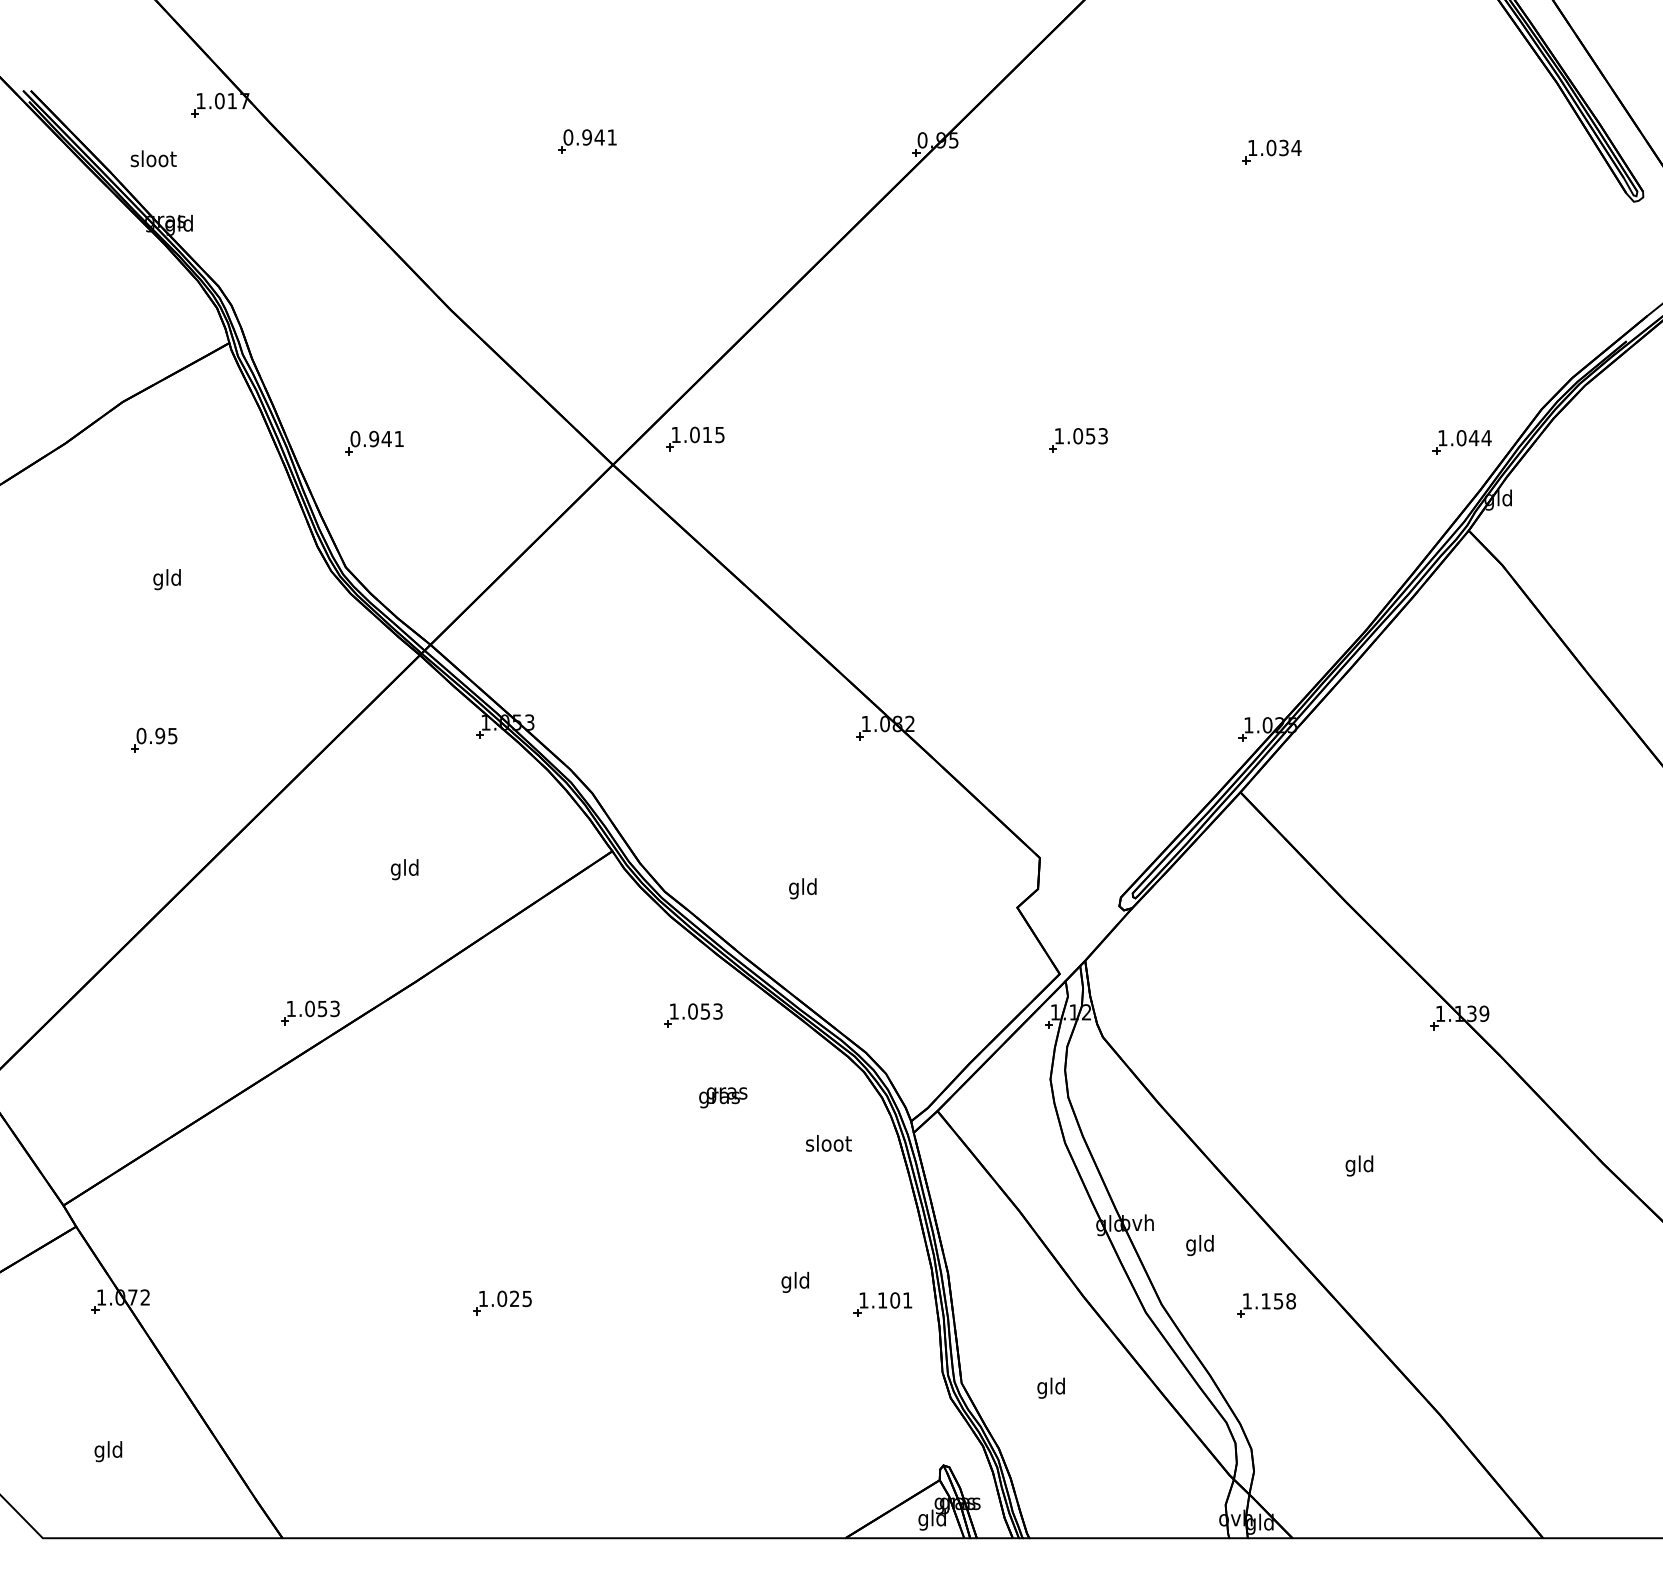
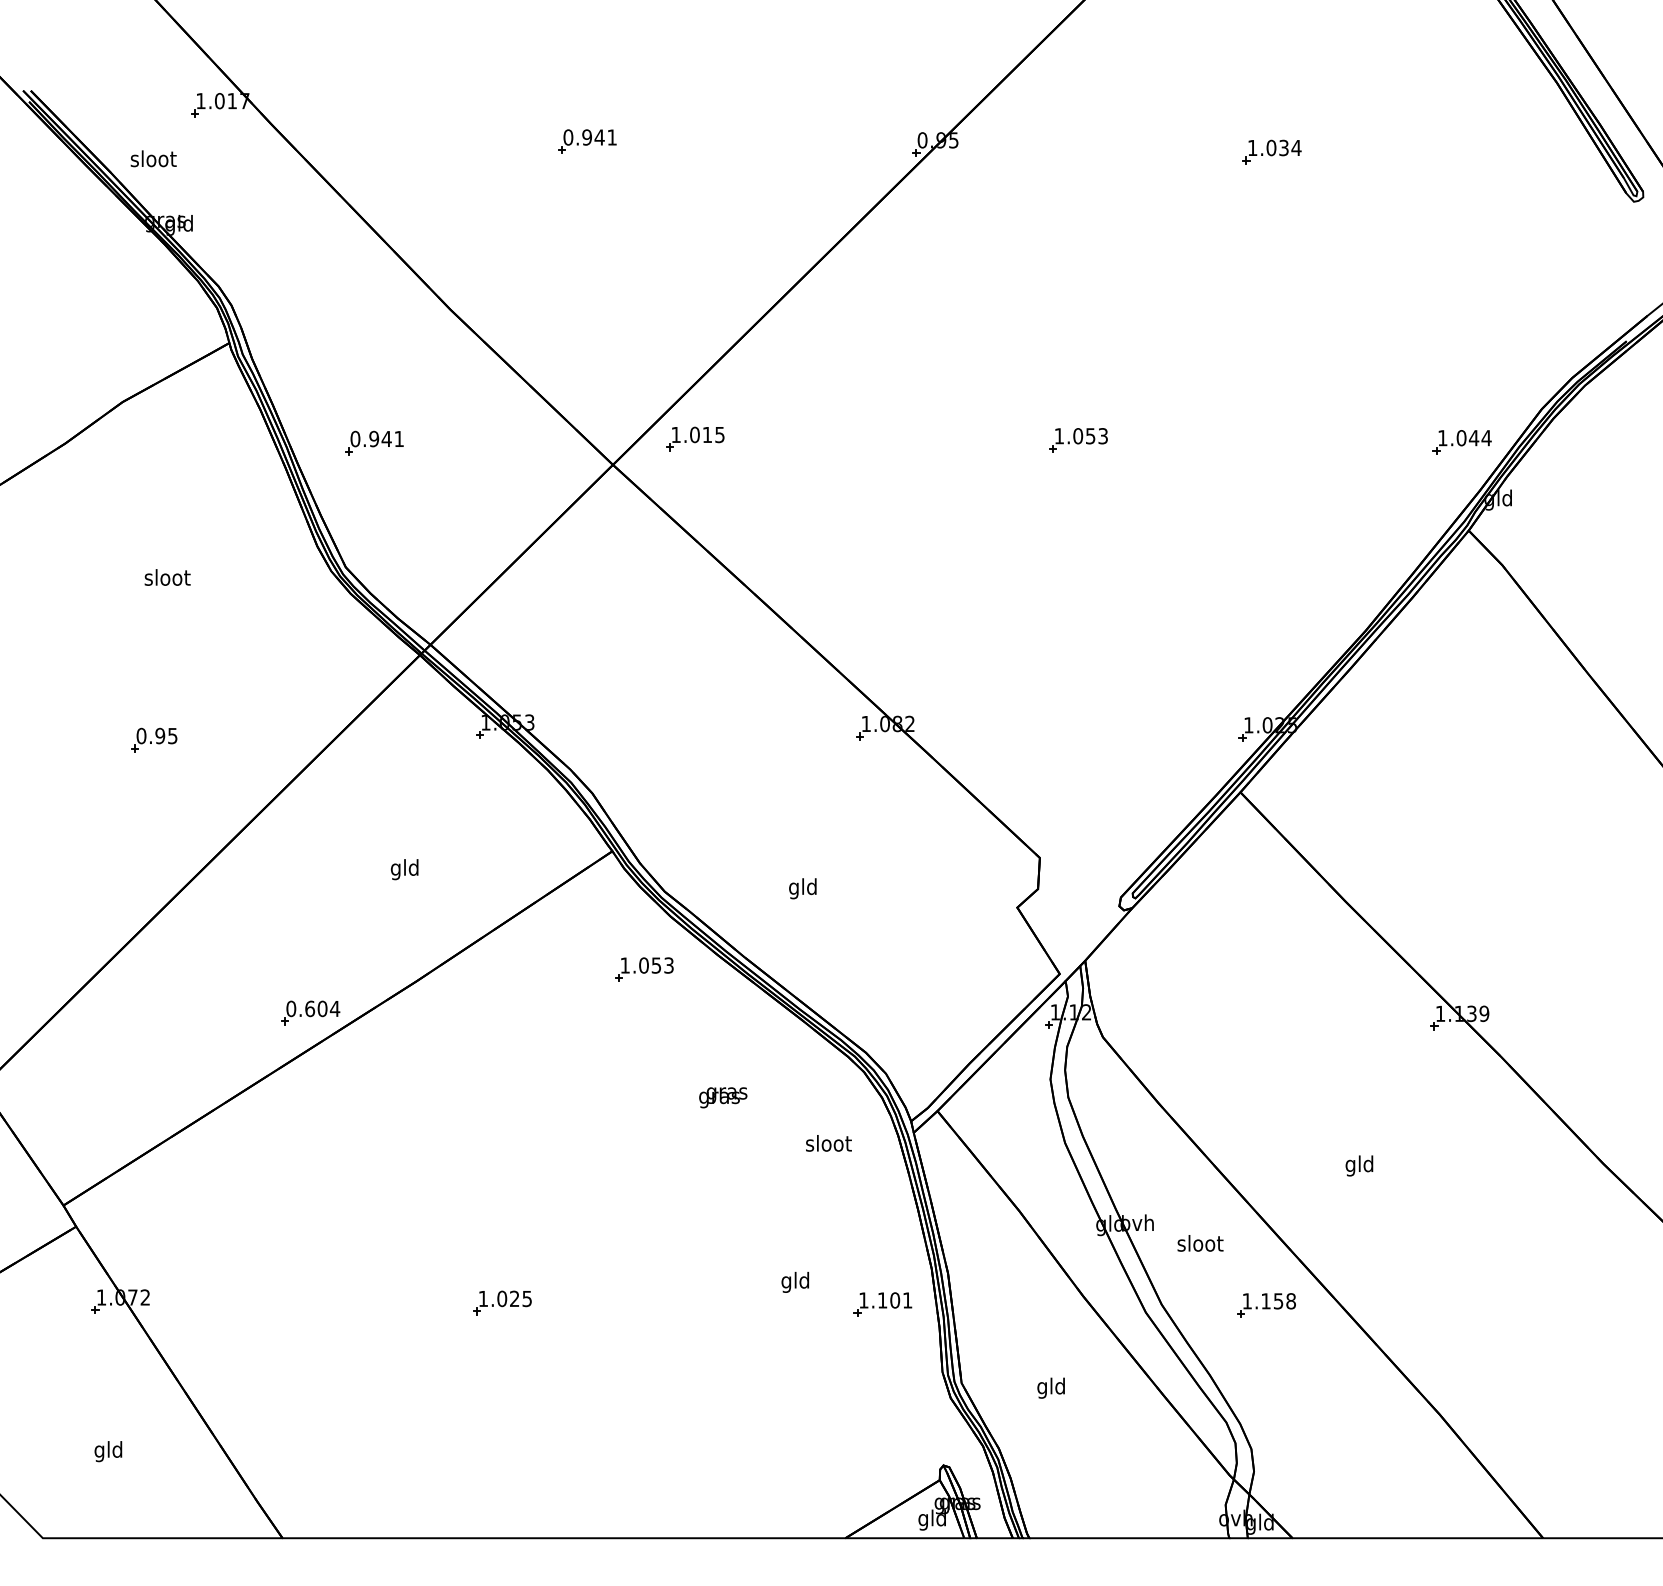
text: gld -> sloot (167, 579)
text: 1.053 -> 0.604 (313, 1008)
part position: (693, 1015) -> (644, 969) (644, 969)
text: gld -> sloot (1200, 1245)
